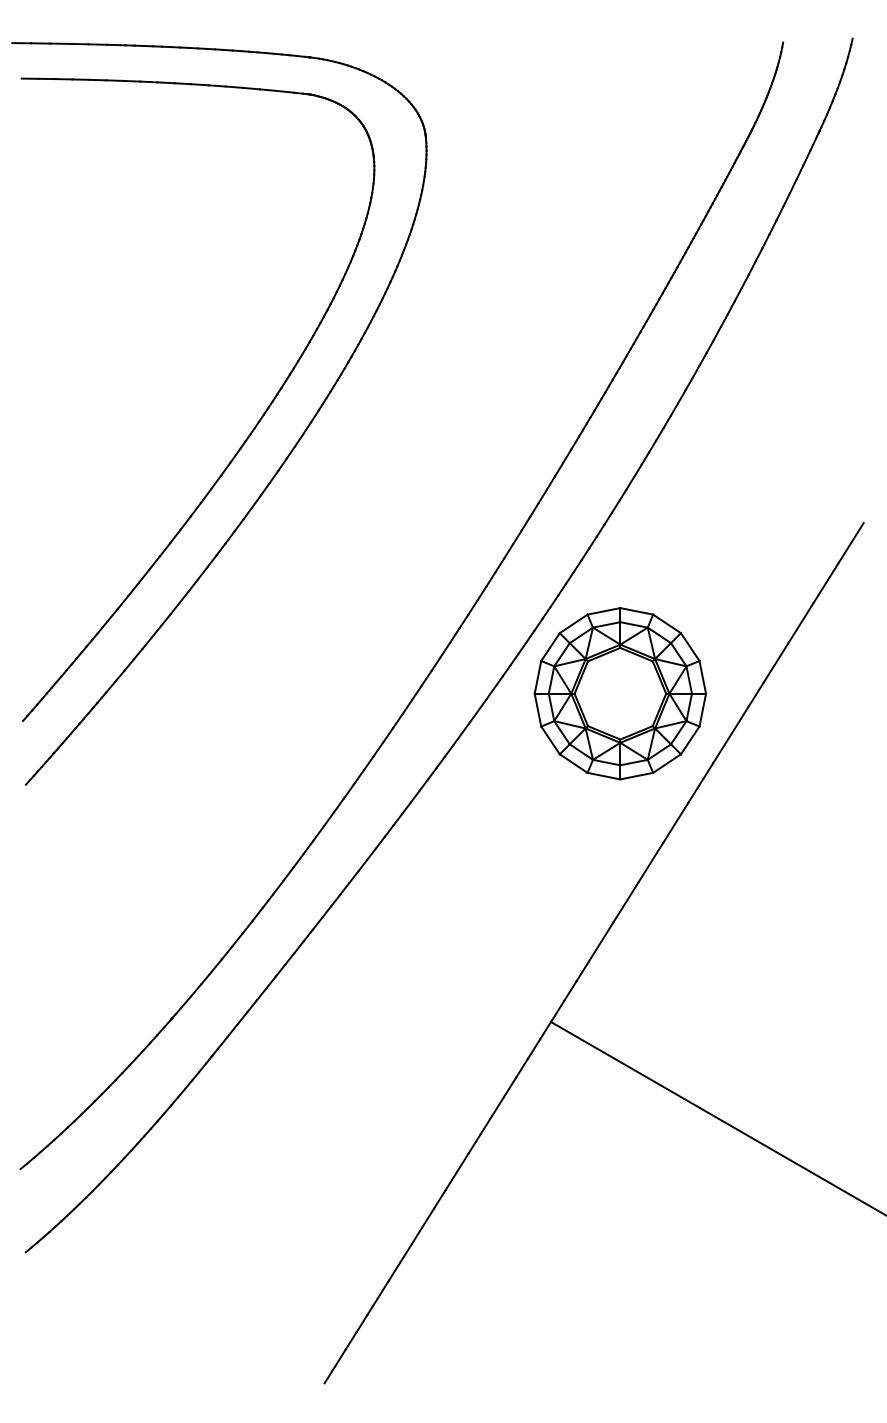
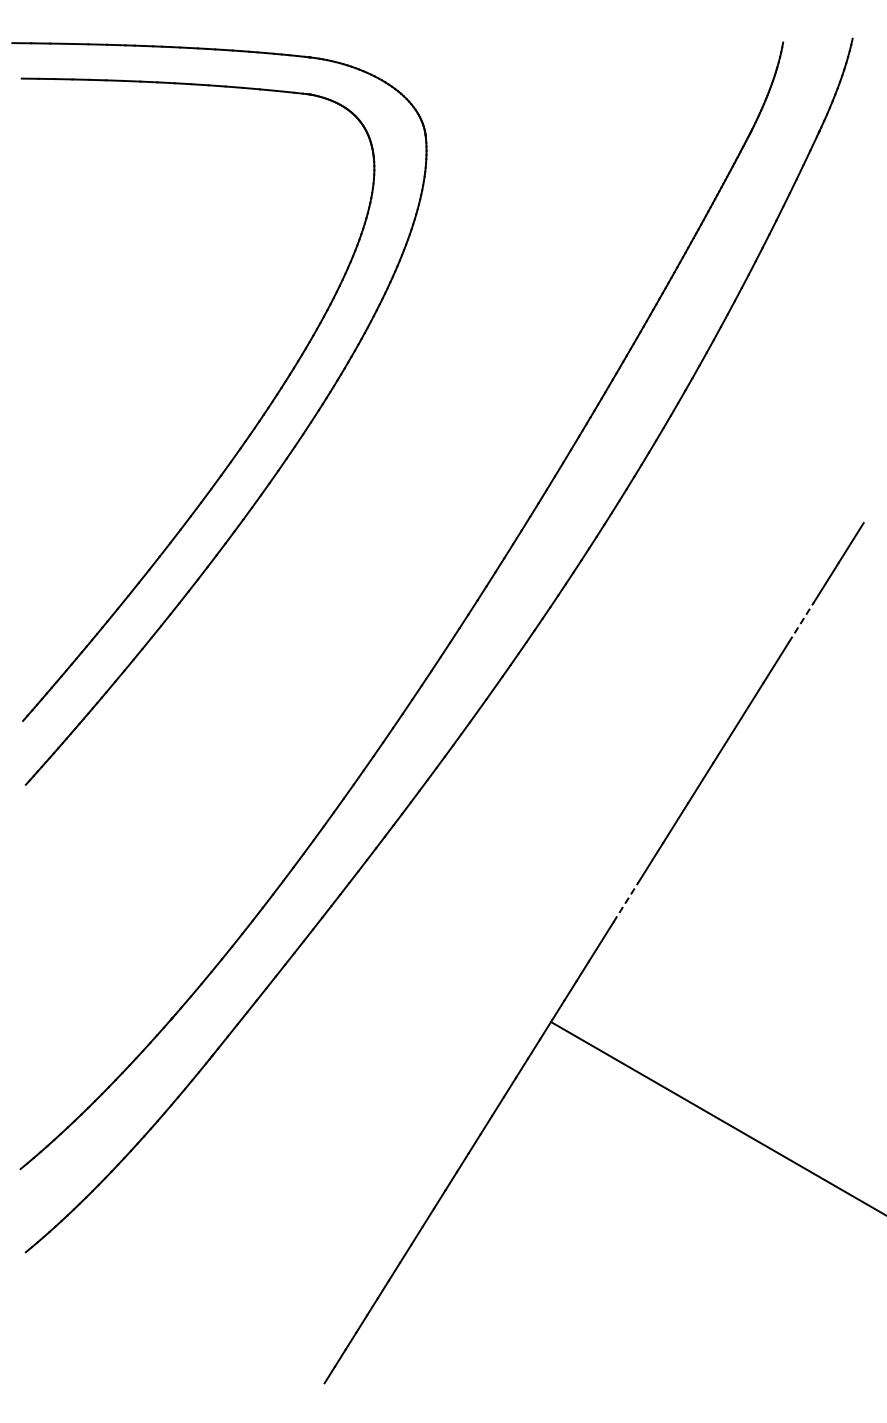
line: solid -> dashed (801, 622)
part: present -> none (619, 693)
line: solid -> dashed (626, 902)
